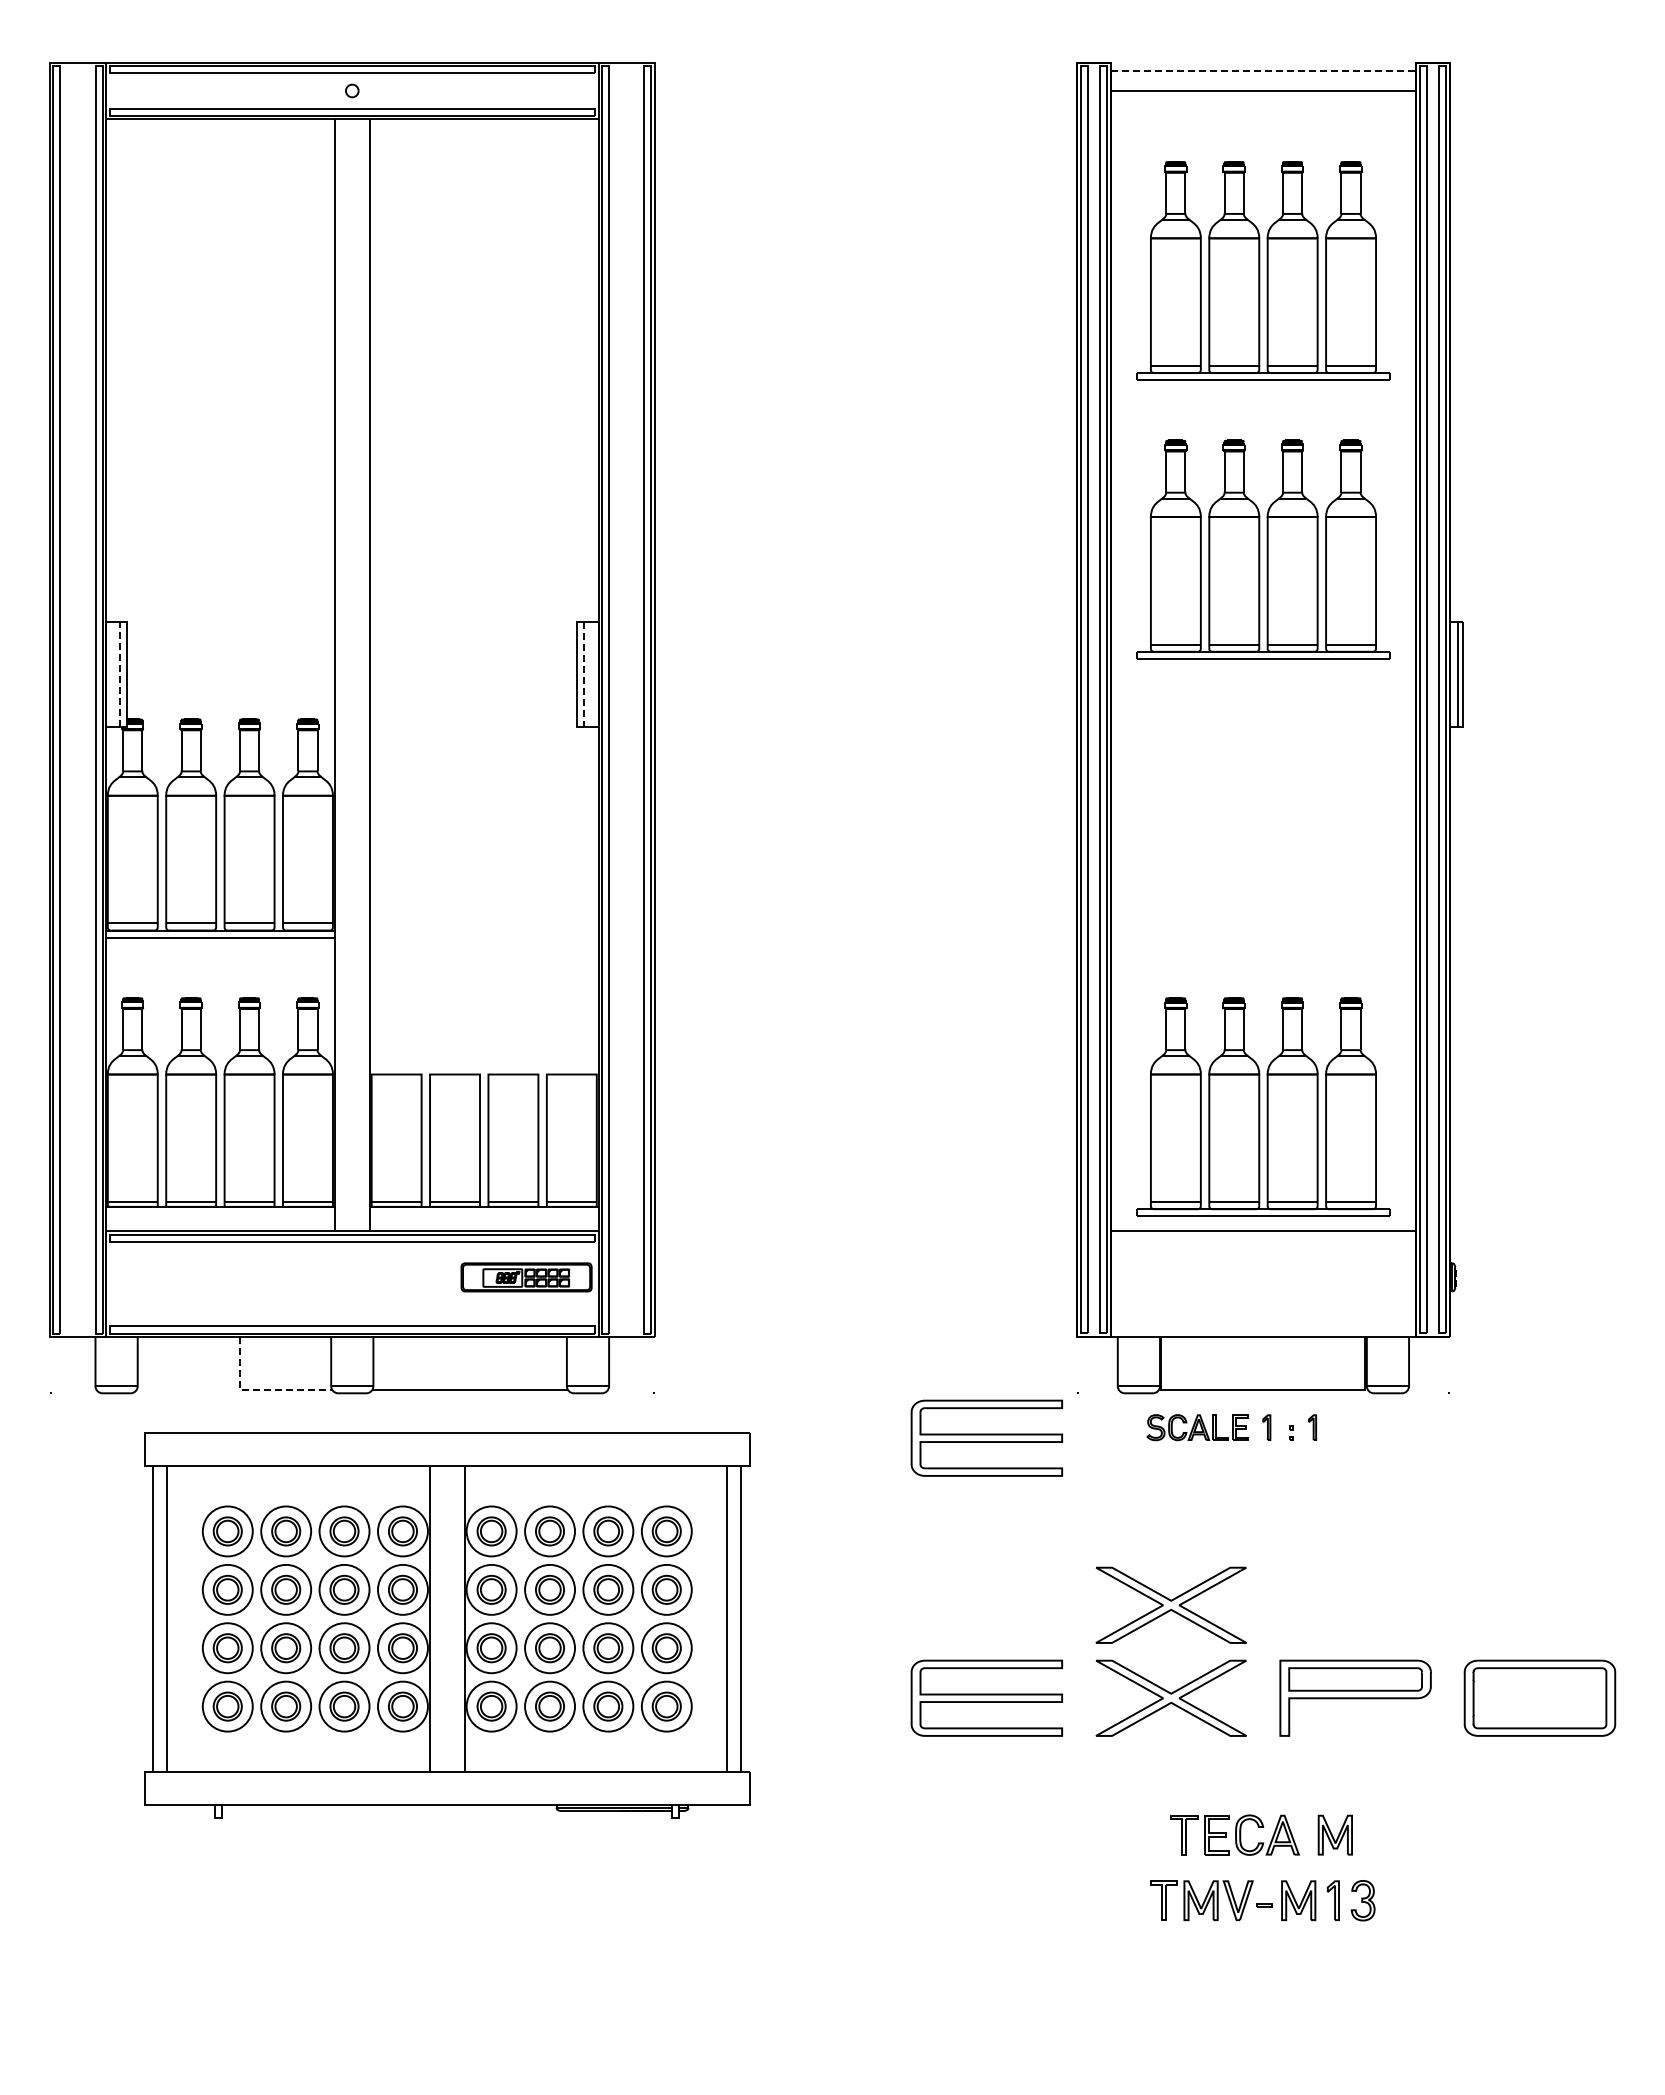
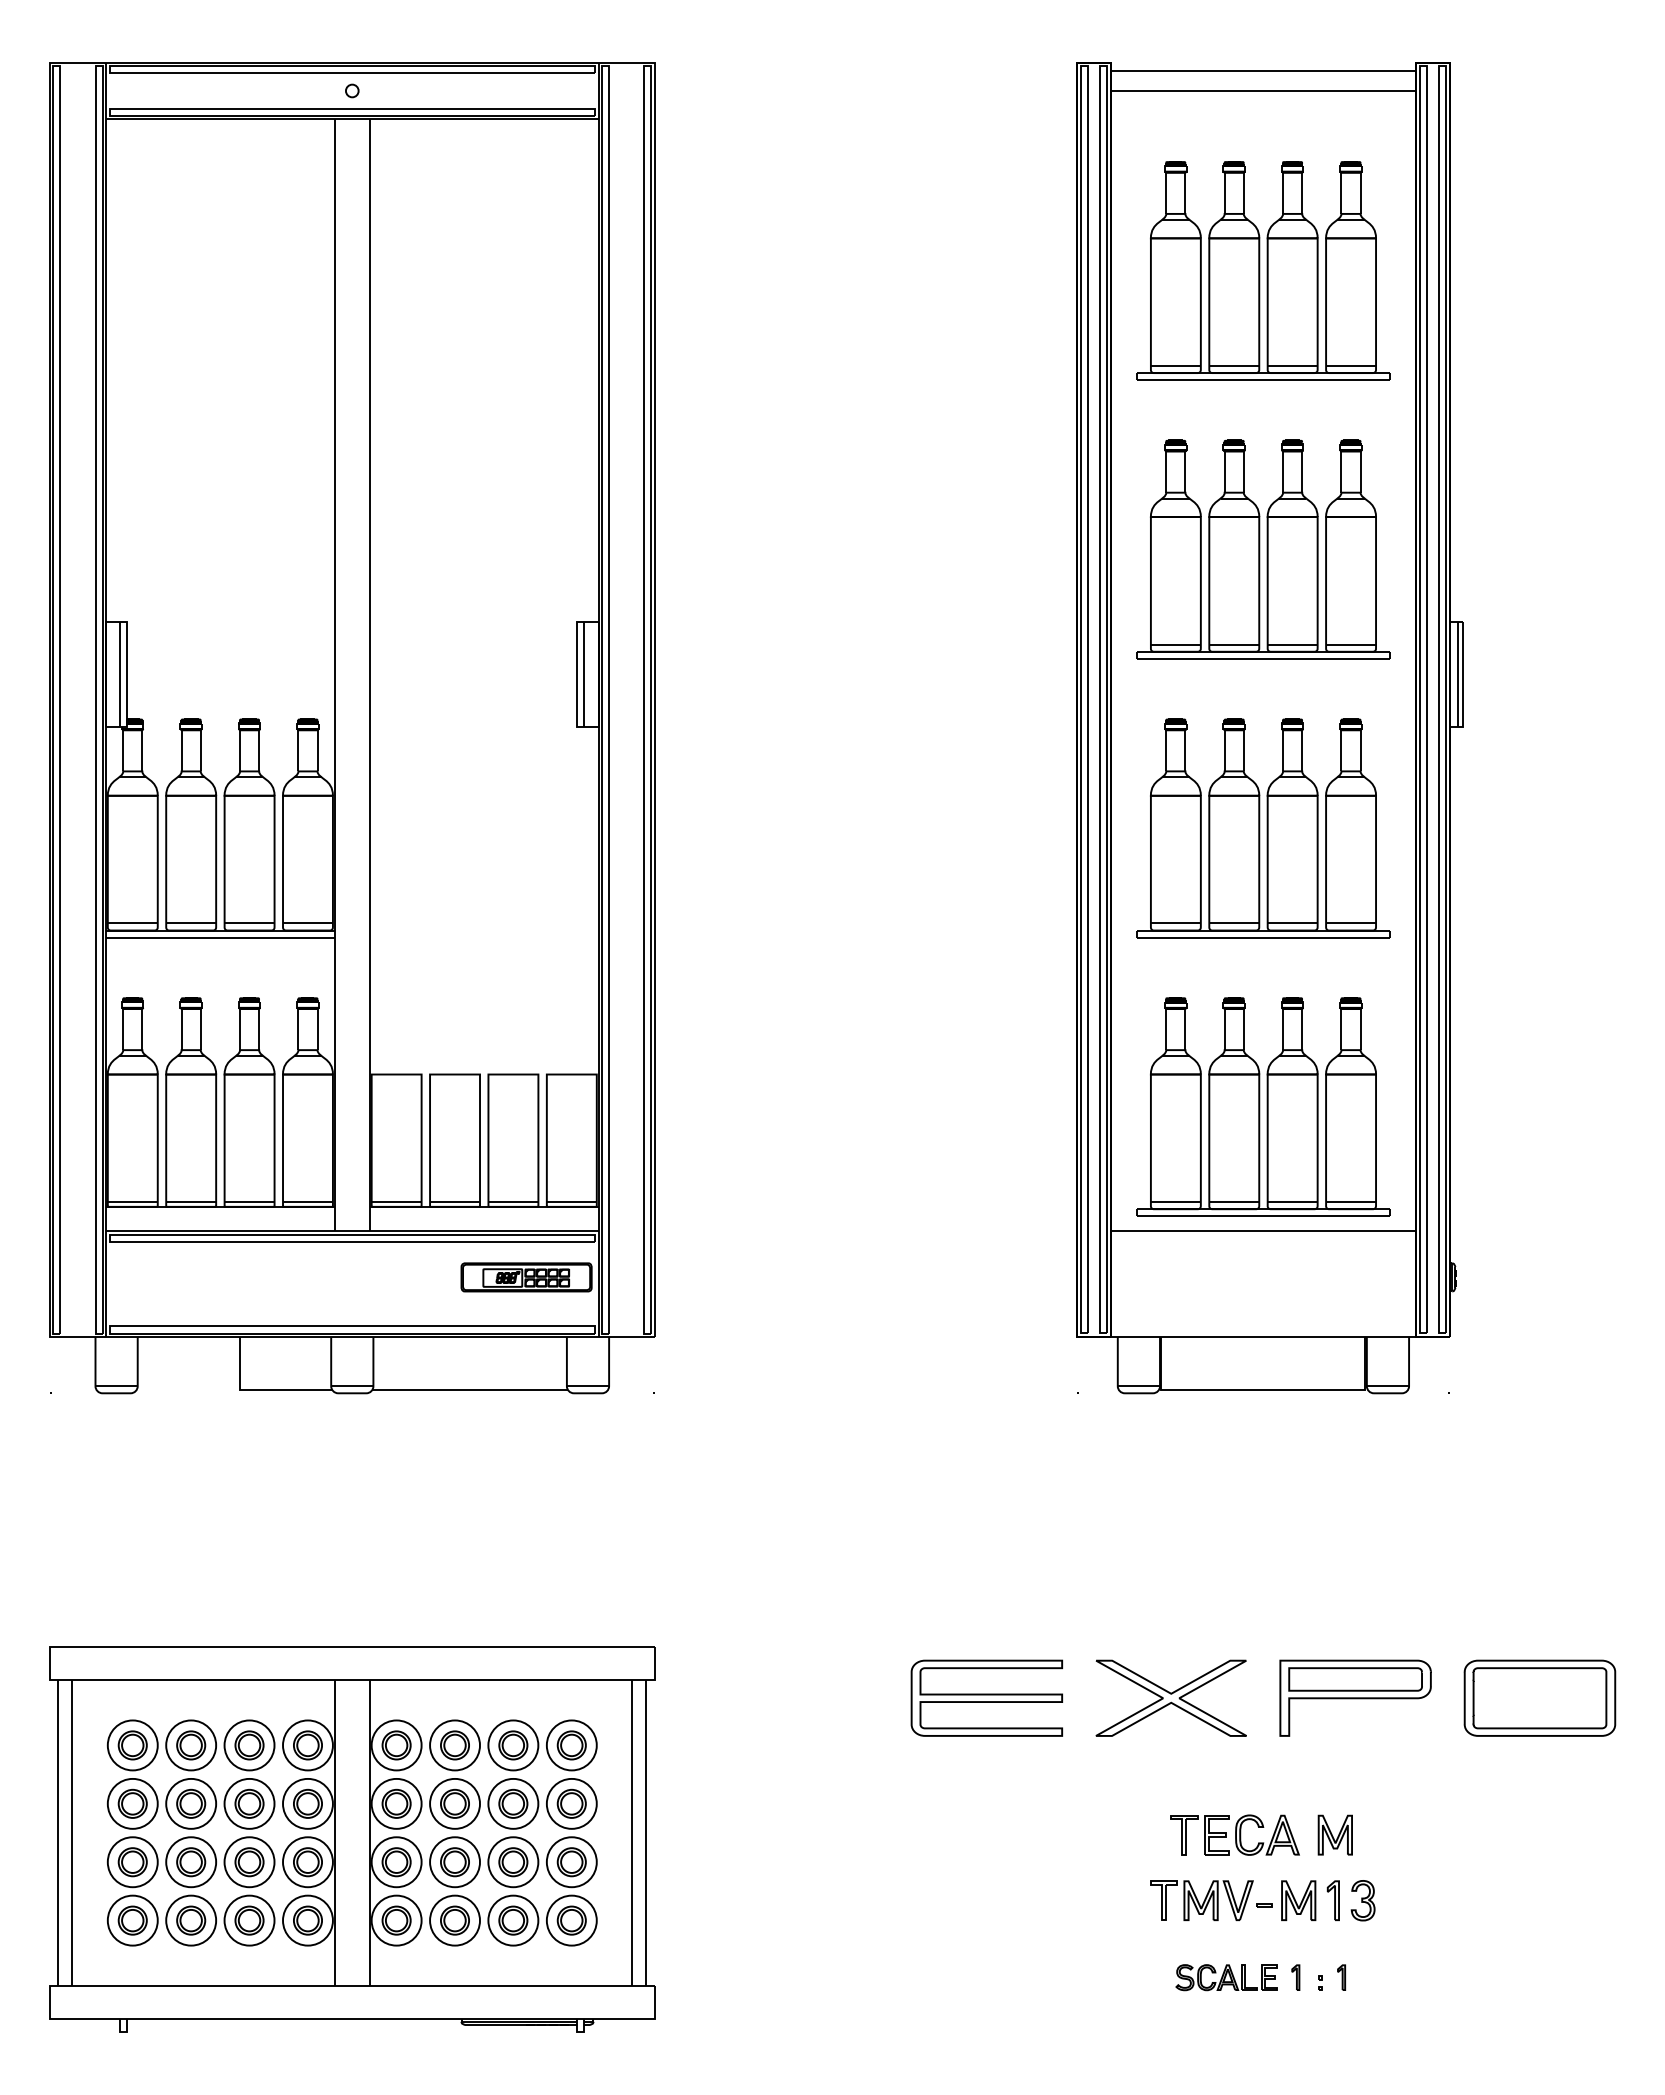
line: dashed -> solid (1263, 71)
line: dashed -> solid (120, 674)
line: dashed -> solid (584, 674)
part: none -> present (1263, 828)
line: dashed -> solid (259, 1389)
part position: (1231, 1427) -> (1260, 1977) (1260, 1977)
part: present -> none (986, 1437)
part: present -> none (1170, 1604)
part position: (447, 1625) -> (352, 1839) (352, 1839)
